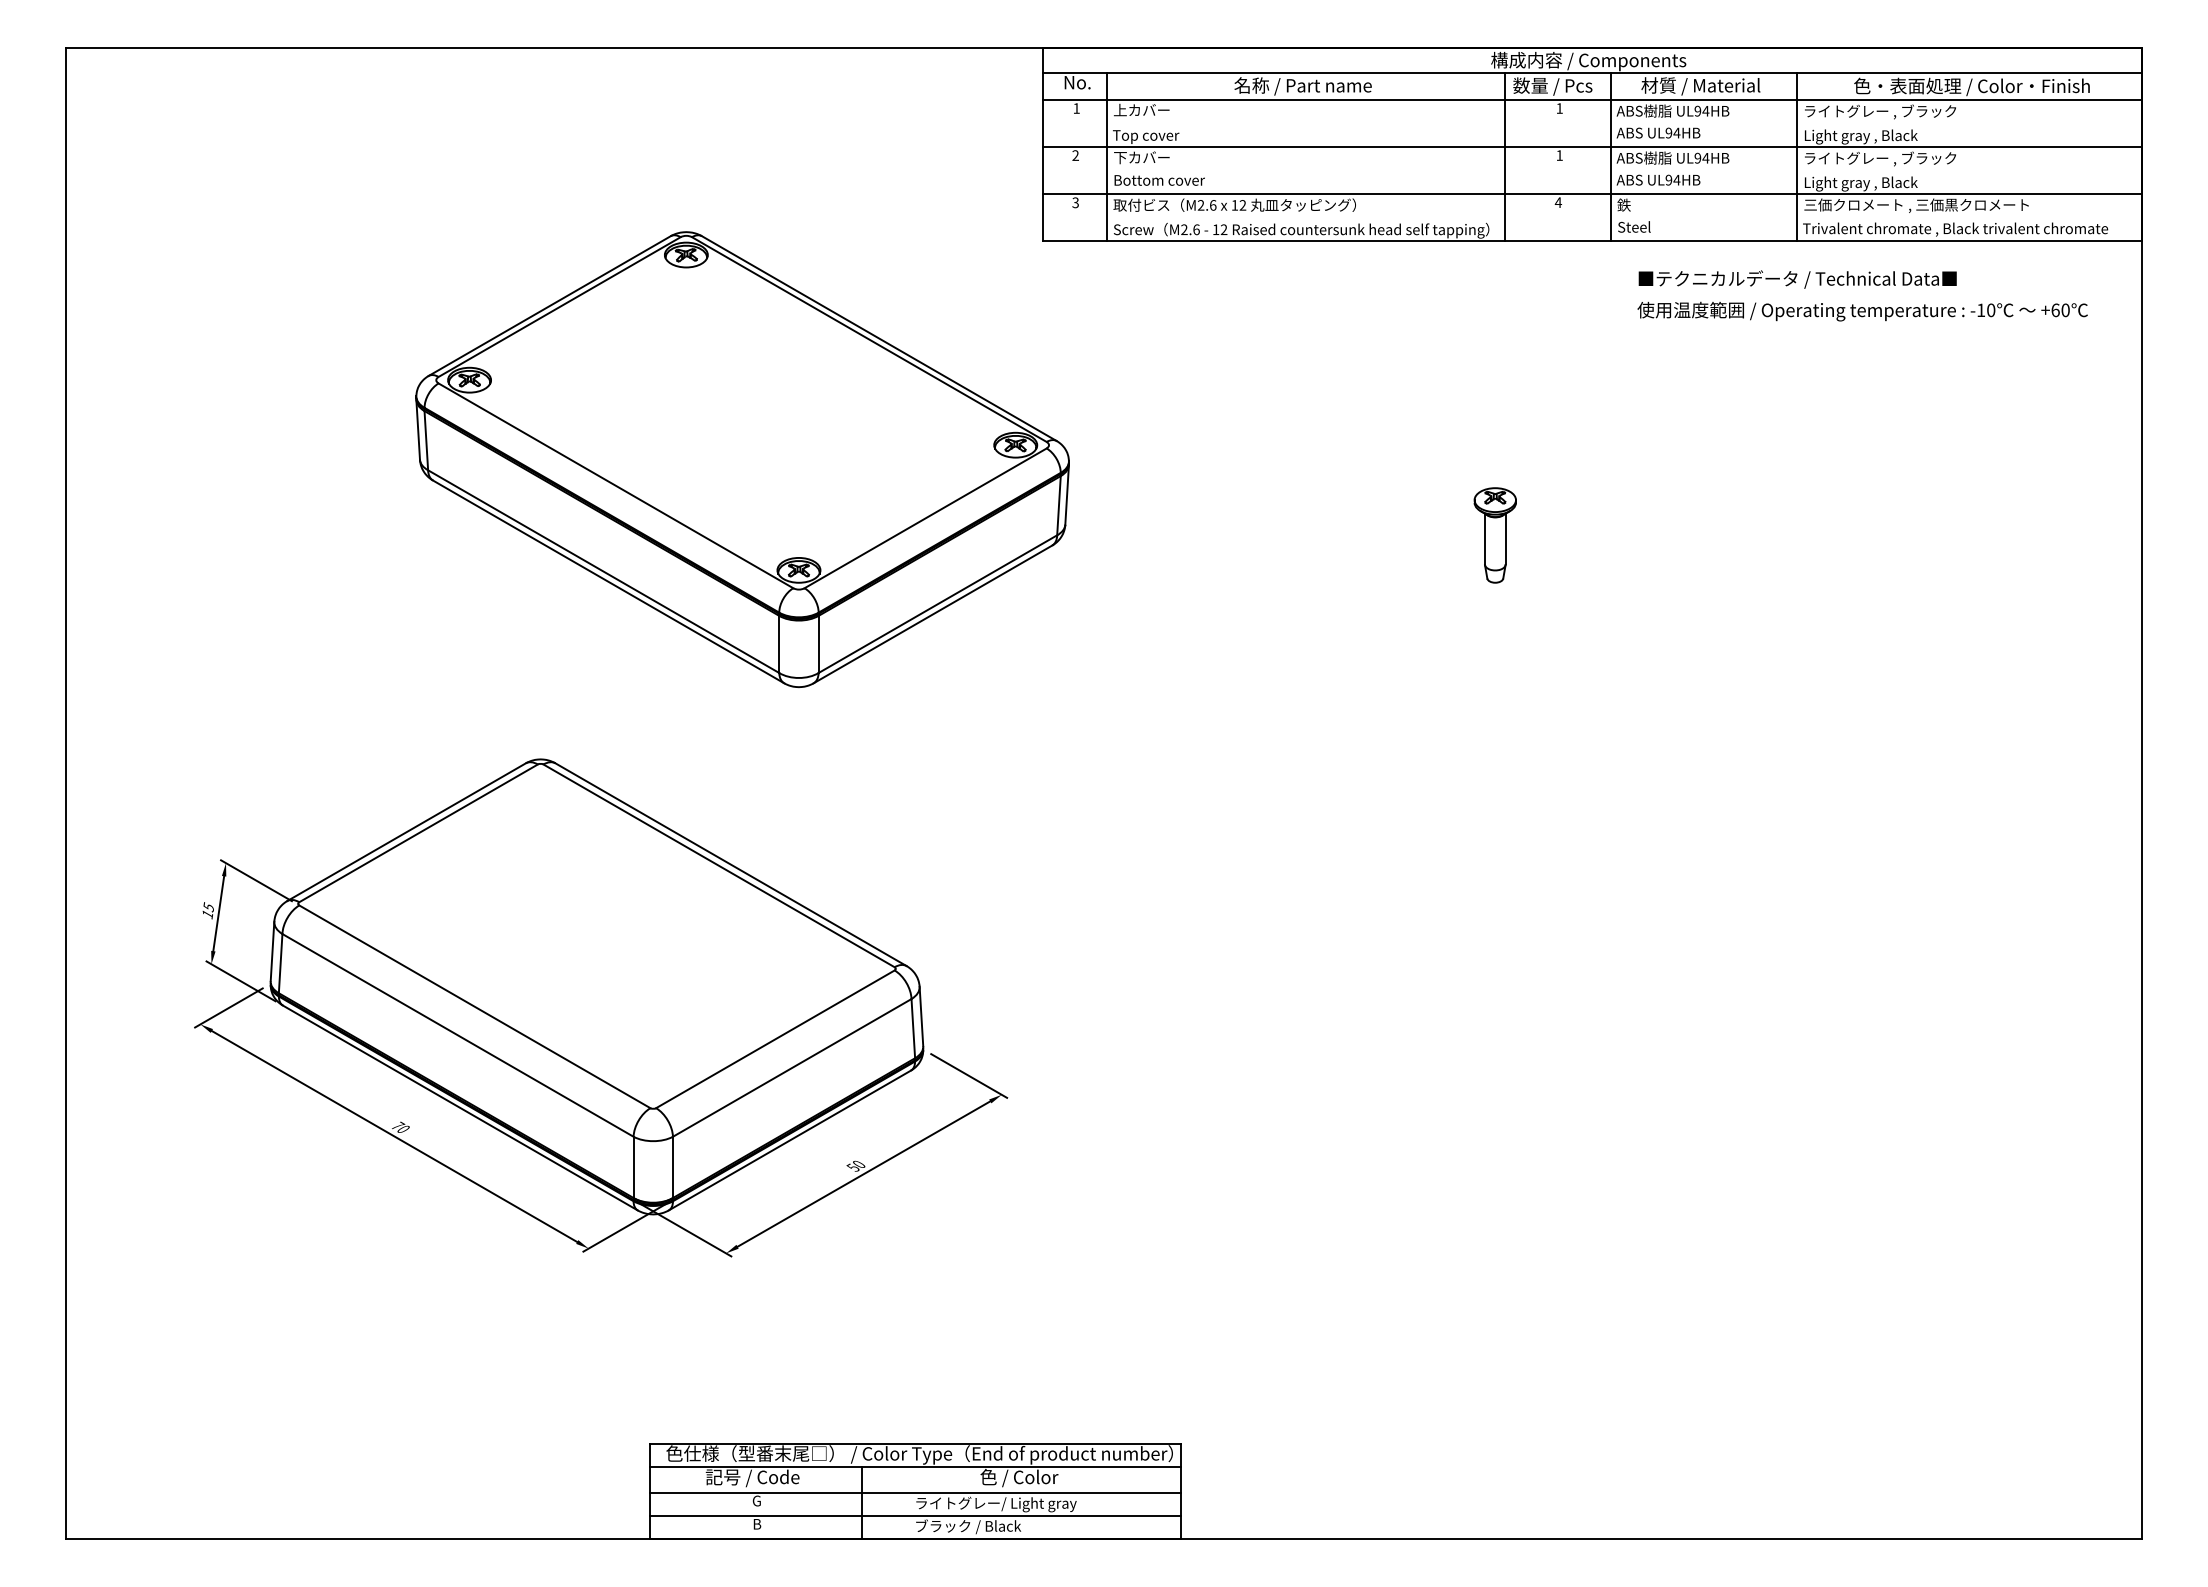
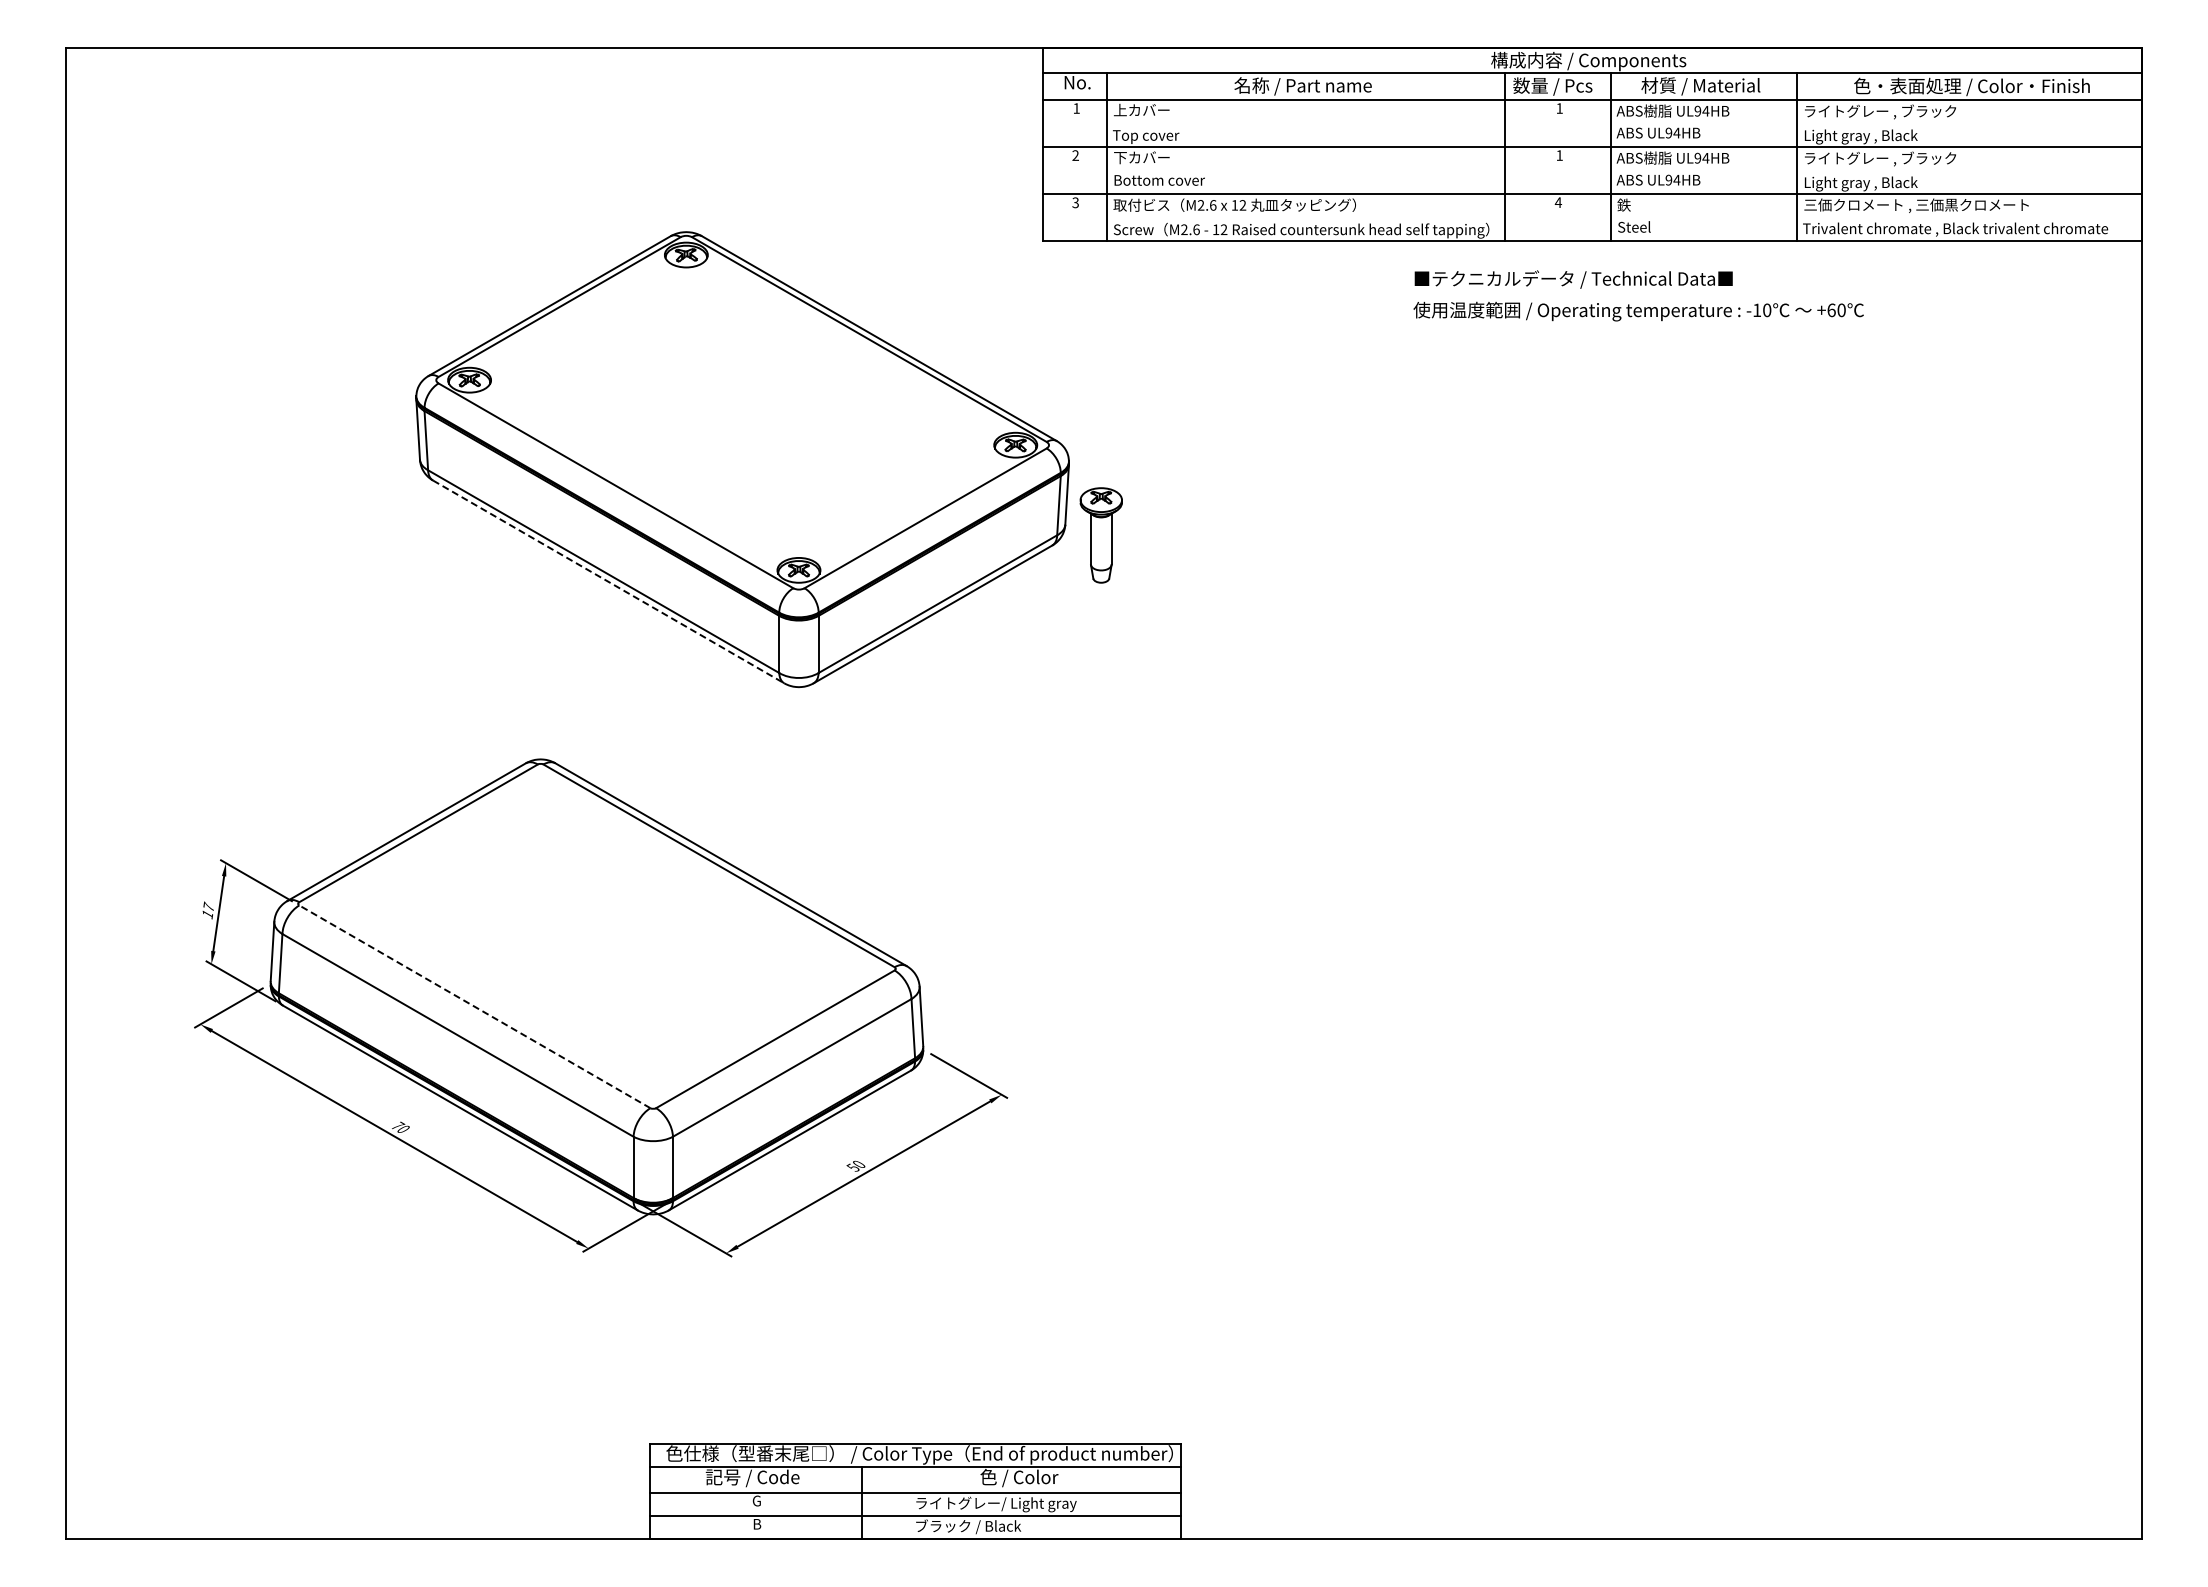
text position: (1862, 295) -> (1638, 295) (1638, 295)
part position: (1494, 535) -> (1100, 535) (1100, 535)
line: solid -> dashed (608, 581)
text: 15 -> 17 (208, 906)
line: solid -> dashed (474, 1006)
